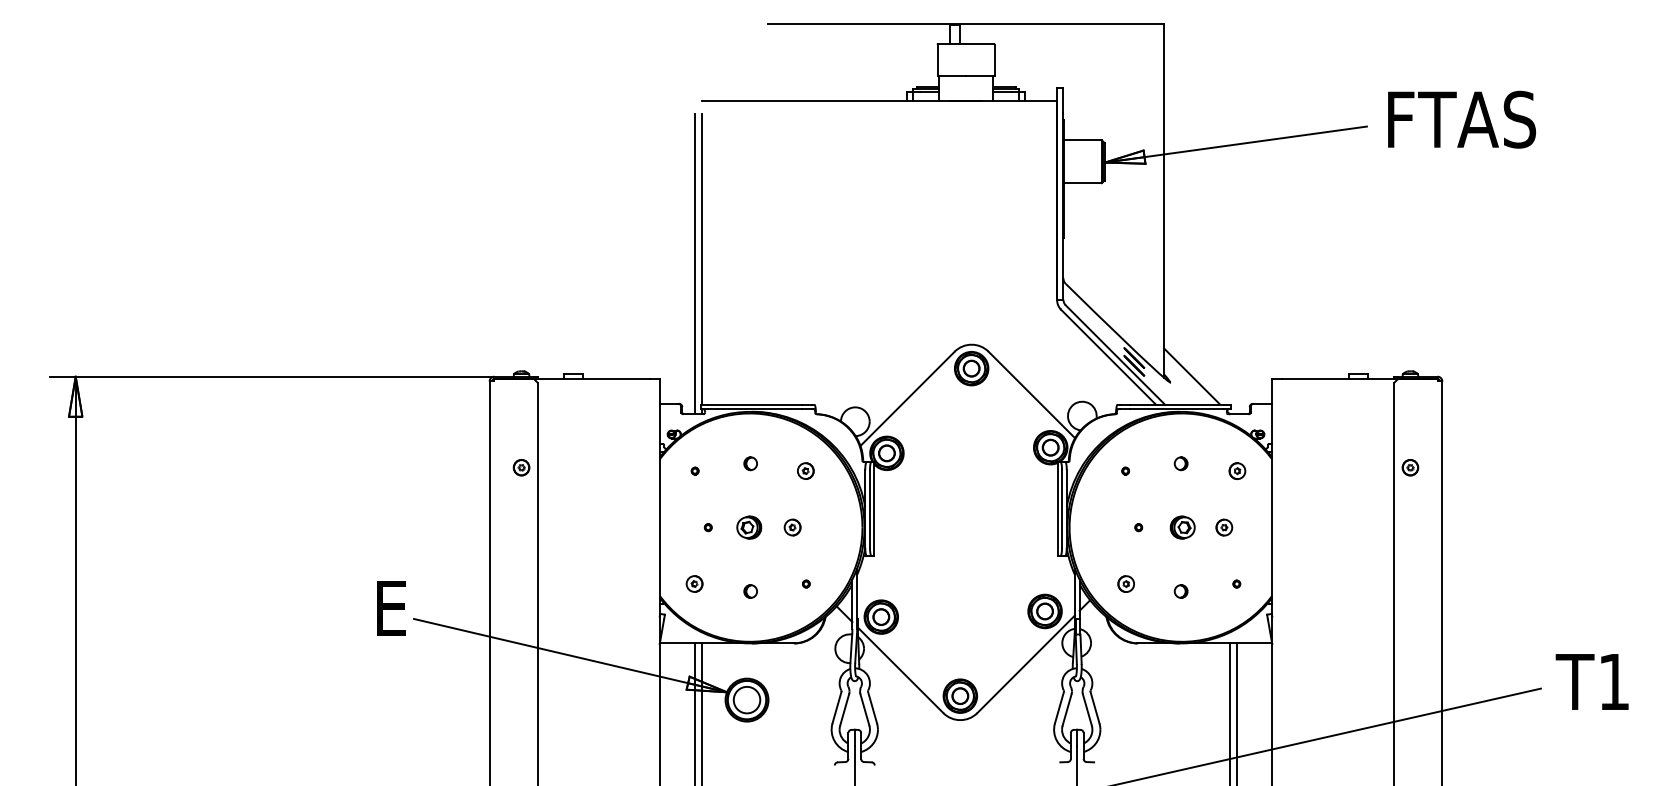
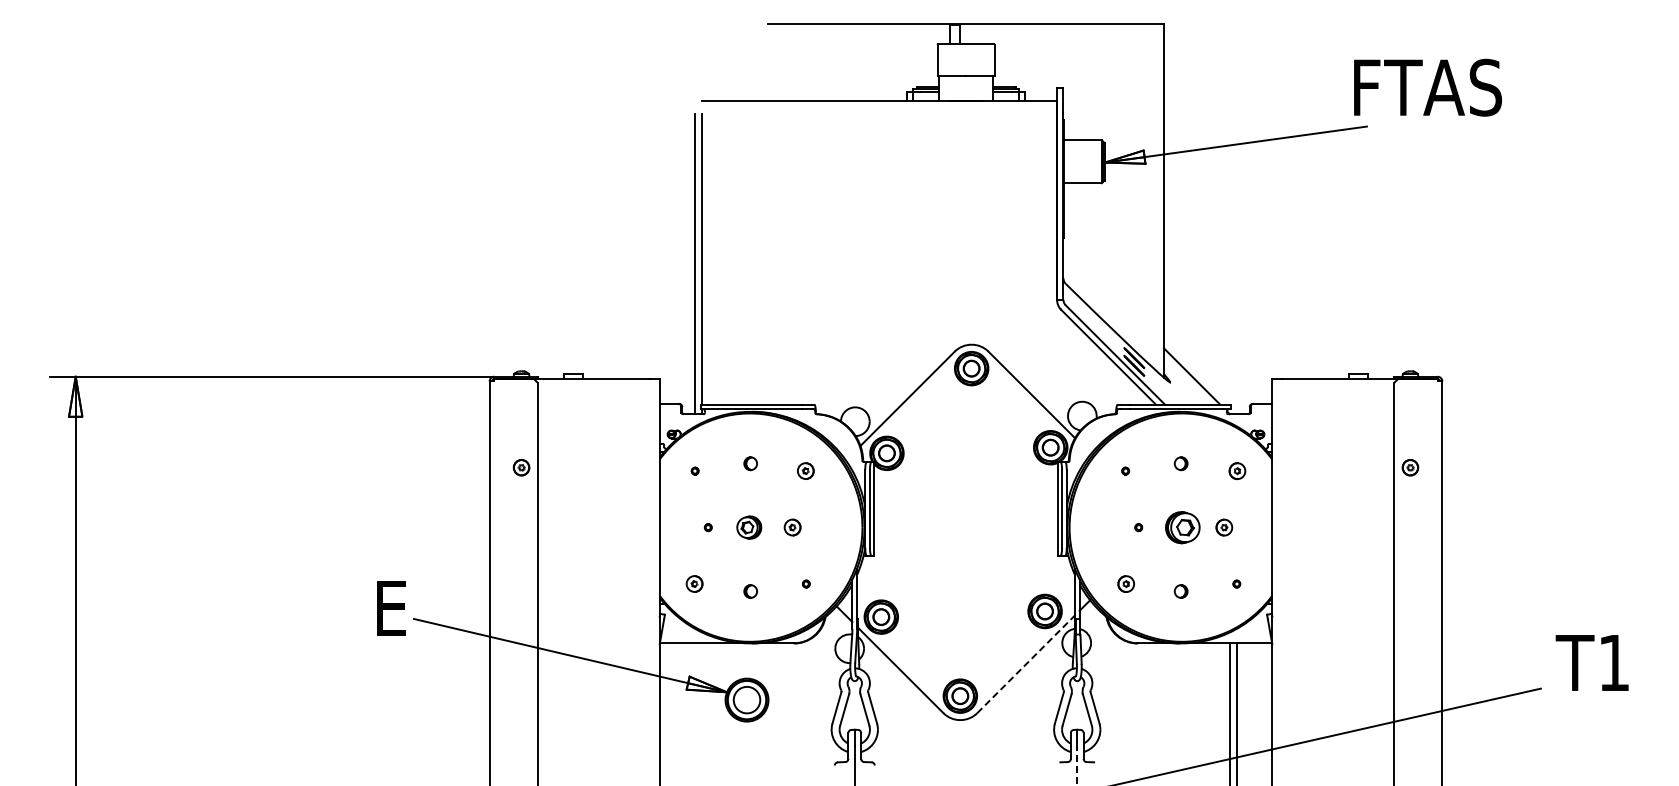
text position: (1462, 119) -> (1428, 87) (1428, 87)
part size: 27x25 px -> 36x34 px (1182, 527)
line: solid -> dashed (1026, 664)
text position: (1591, 681) -> (1591, 662) (1591, 662)
line: present -> none (695, 712)
line: present -> none (701, 712)
line: solid -> dashed (1077, 765)
